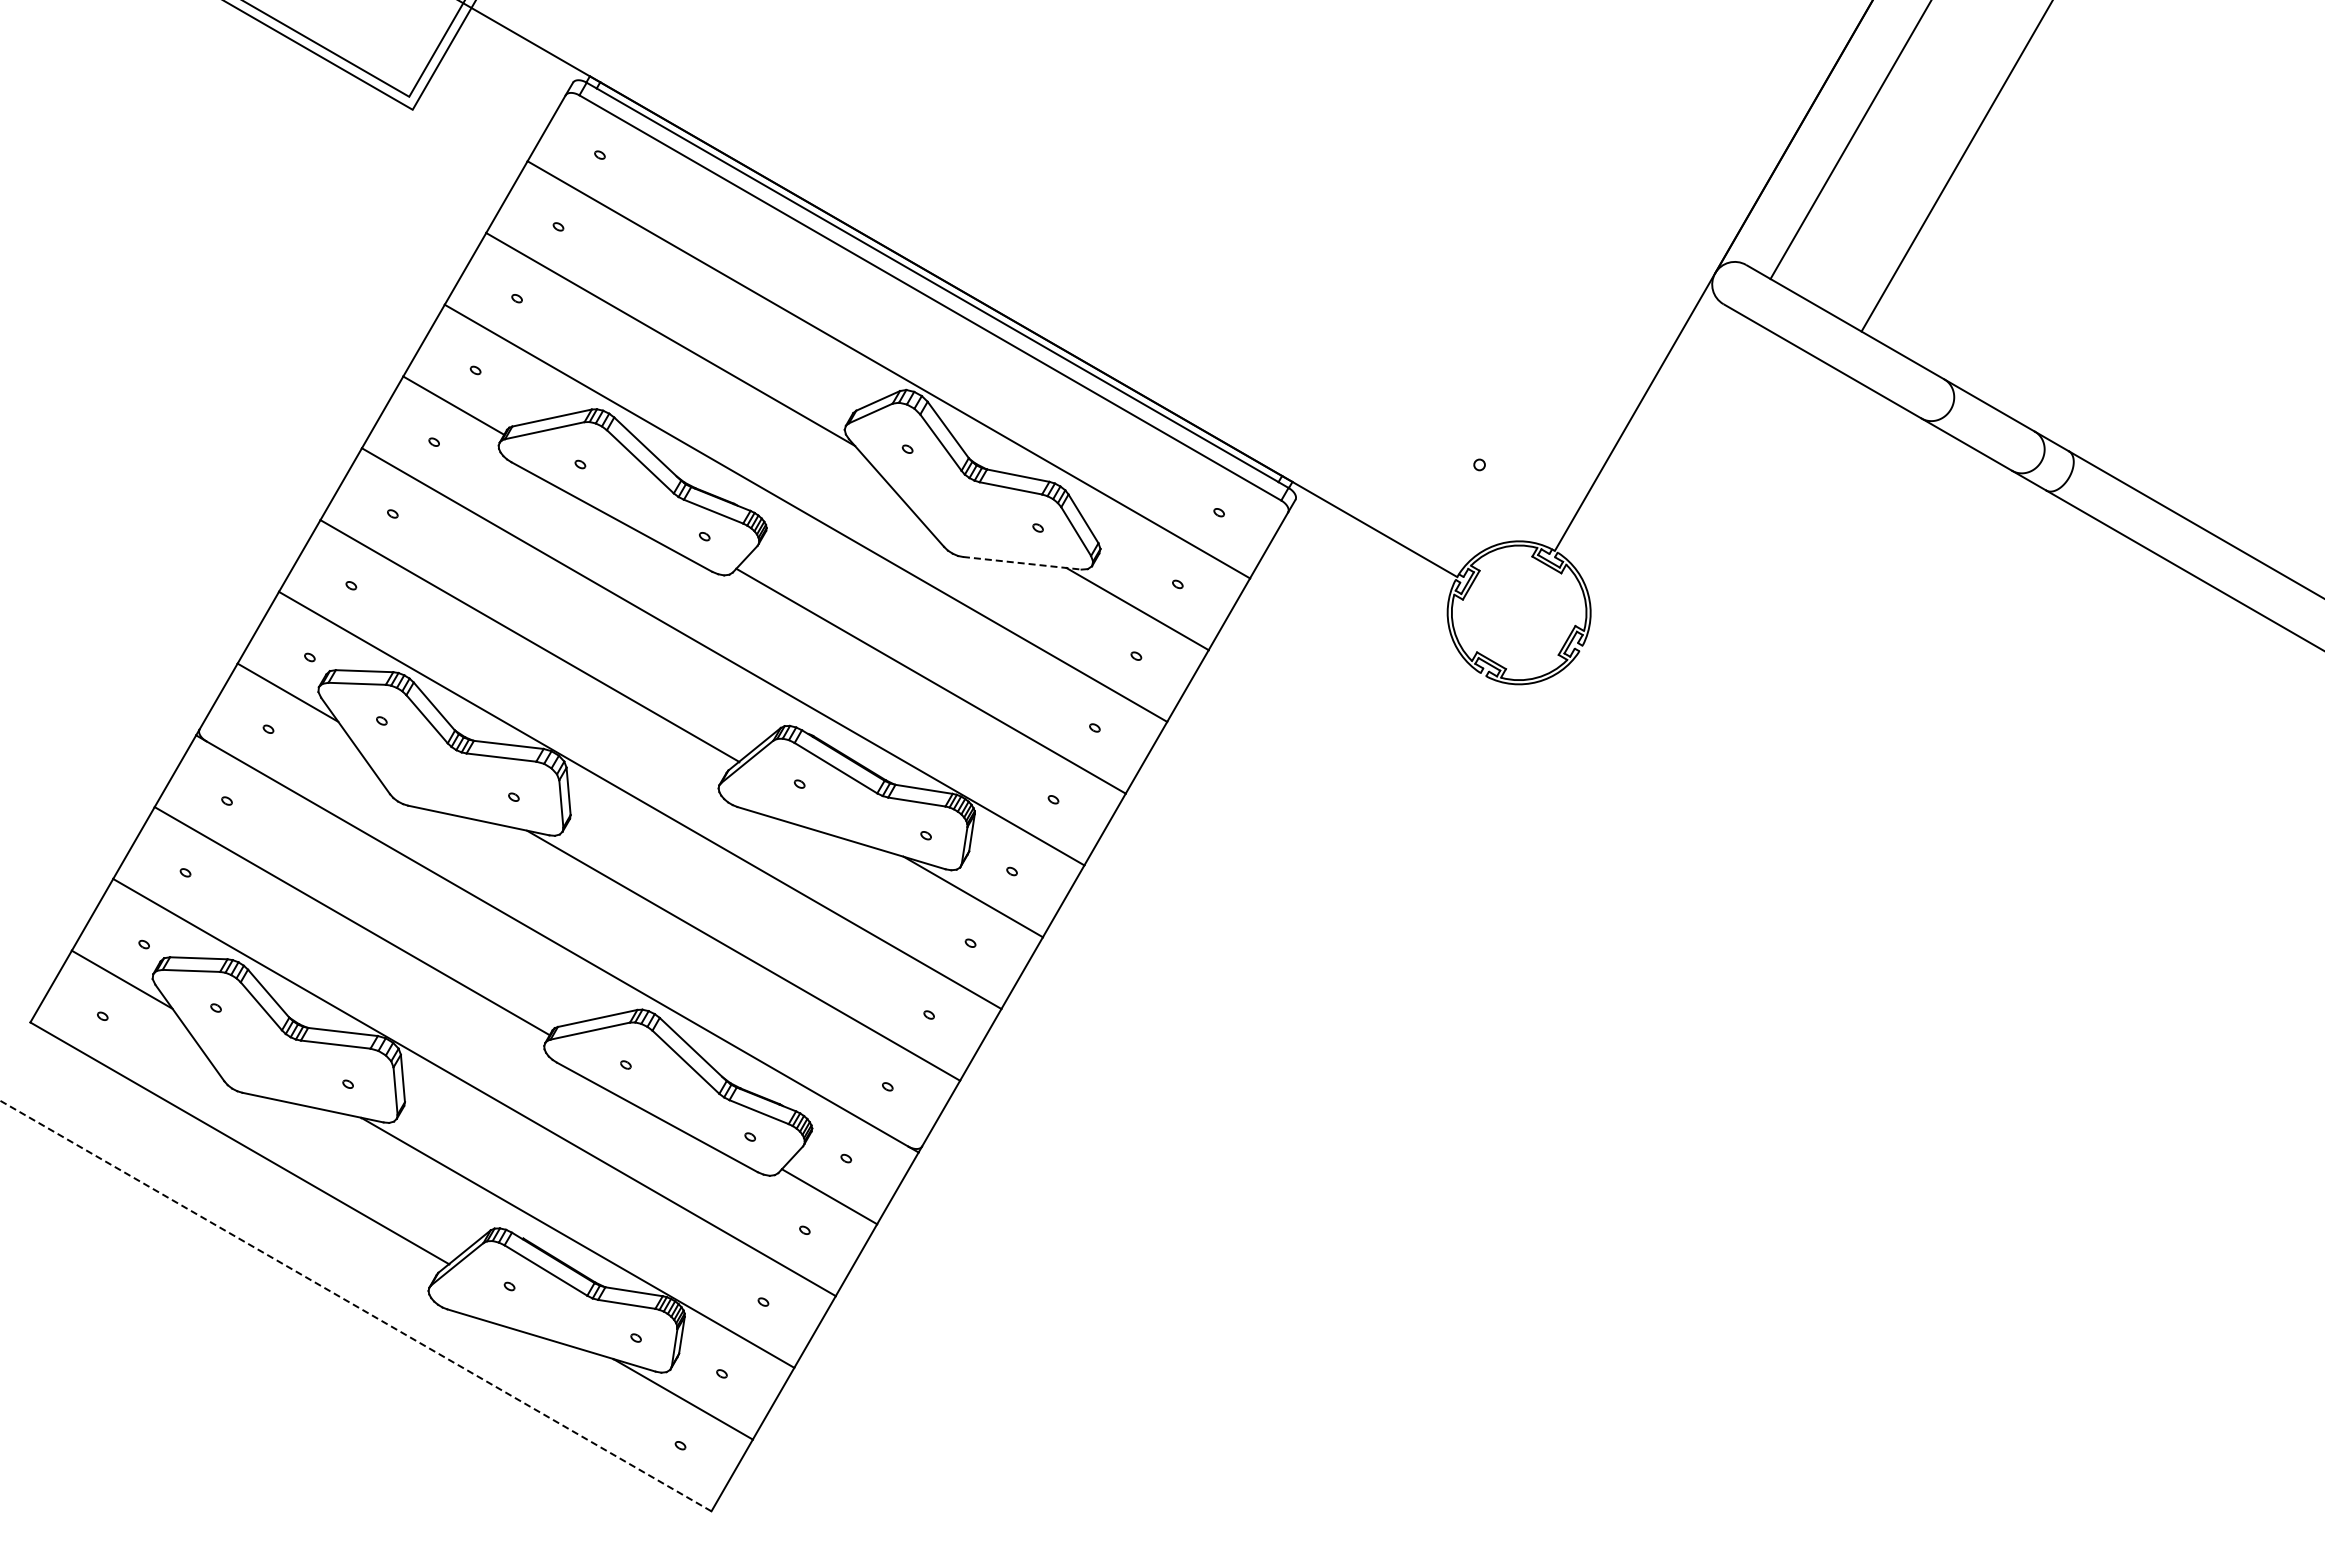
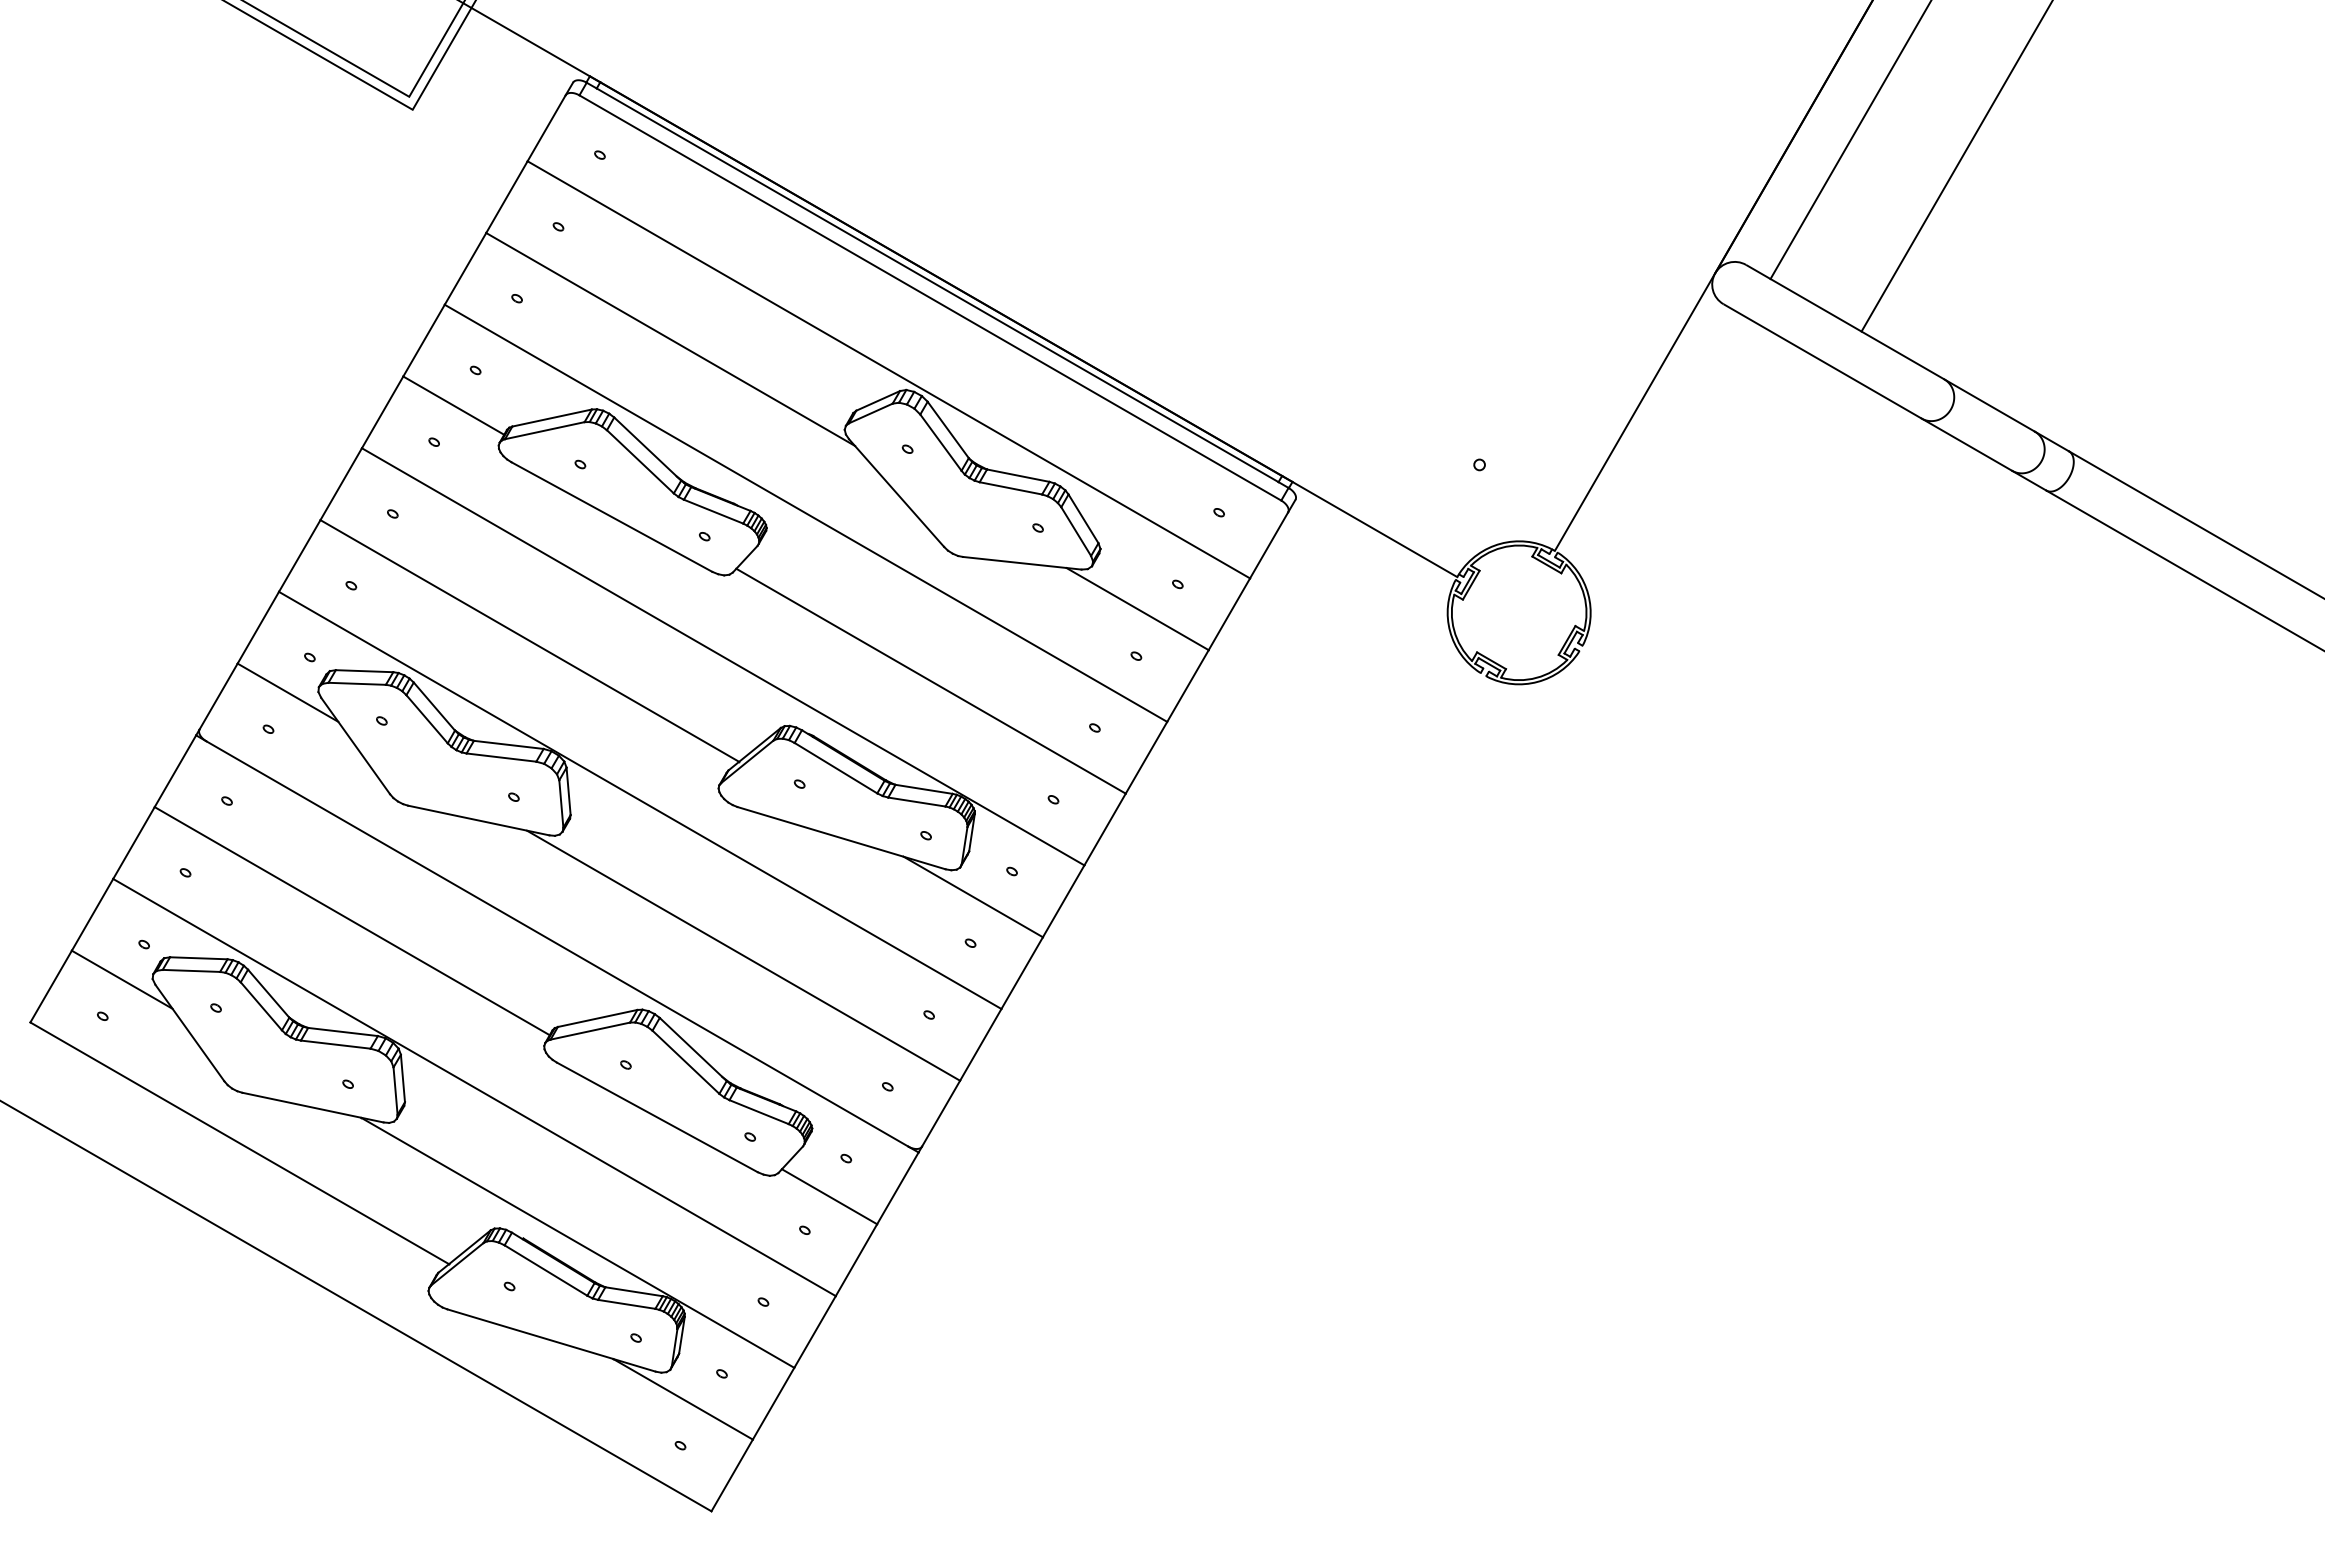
line: dashed -> solid (1022, 563)
line: dashed -> solid (355, 1306)
